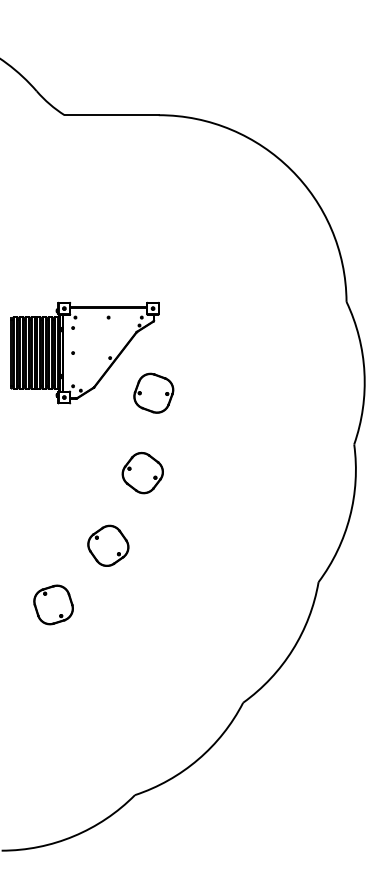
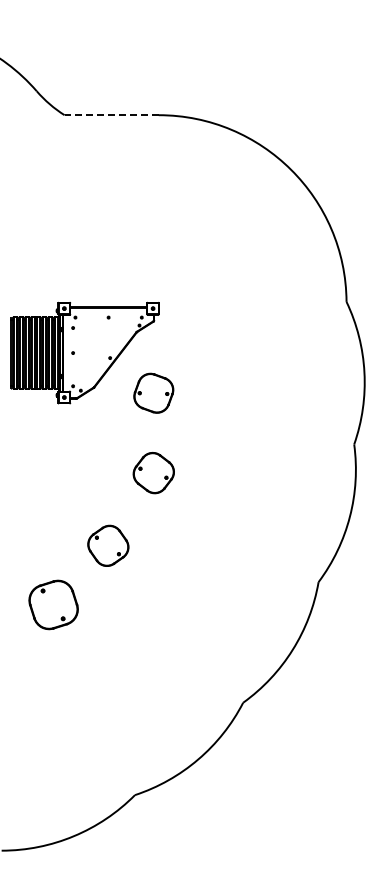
line: solid -> dashed (111, 115)
part position: (142, 473) -> (153, 473) (153, 473)
part size: 41x42 px -> 51x52 px (53, 604)
